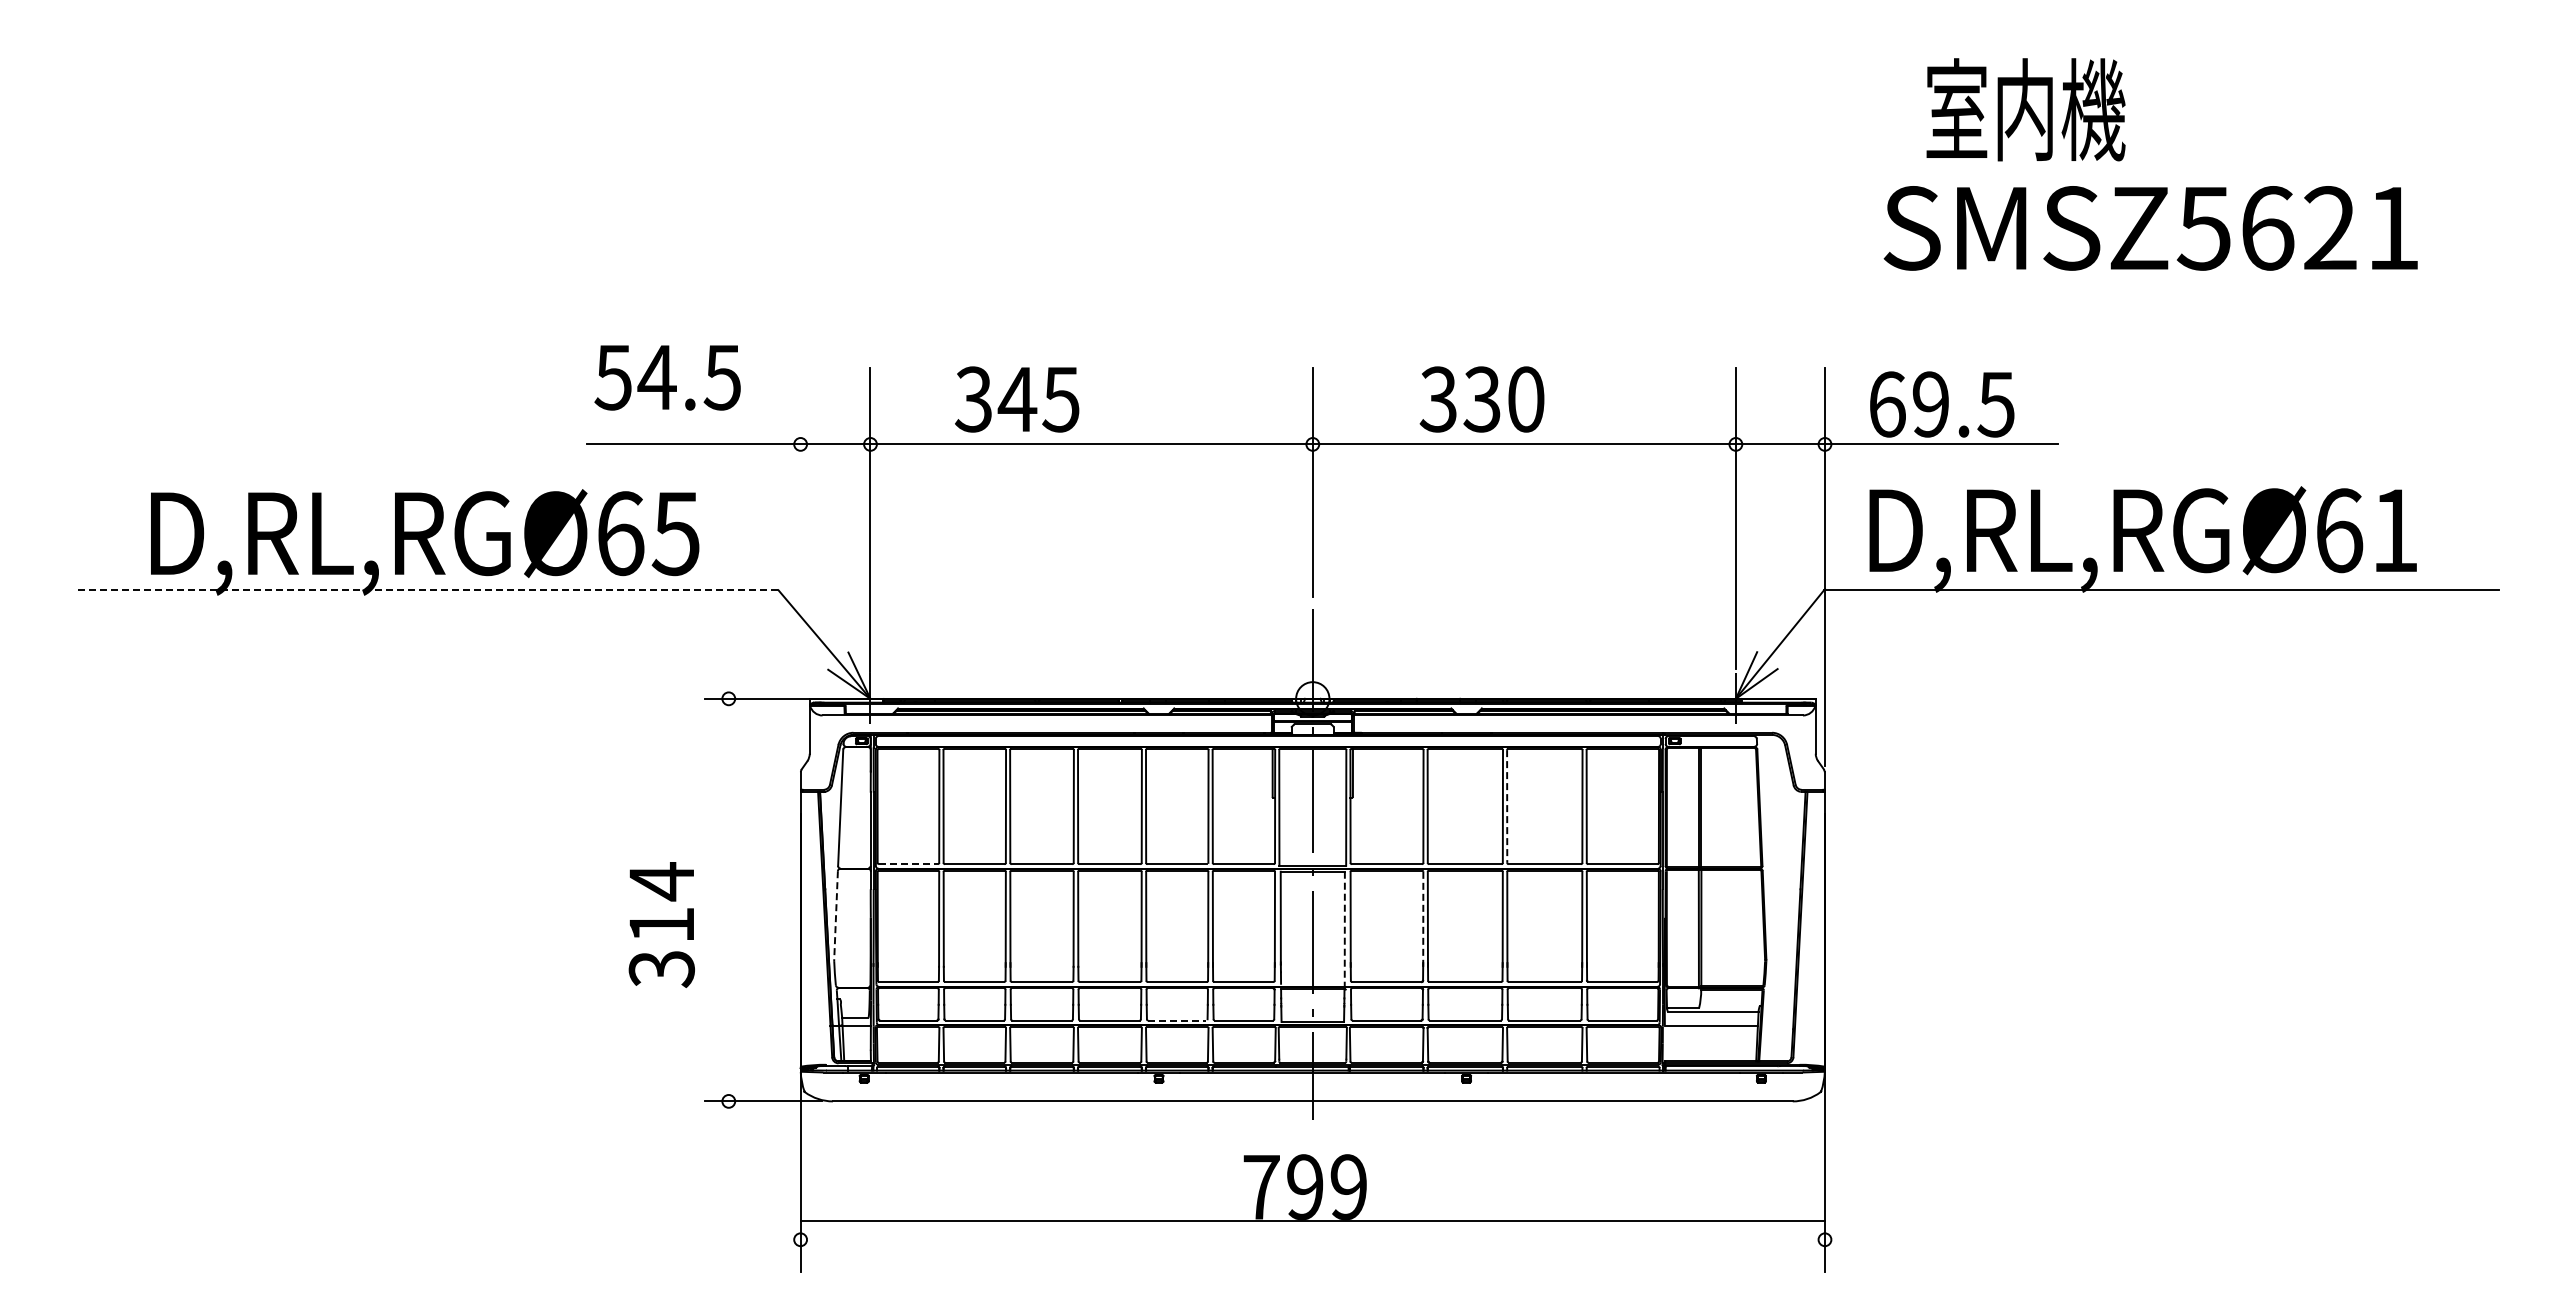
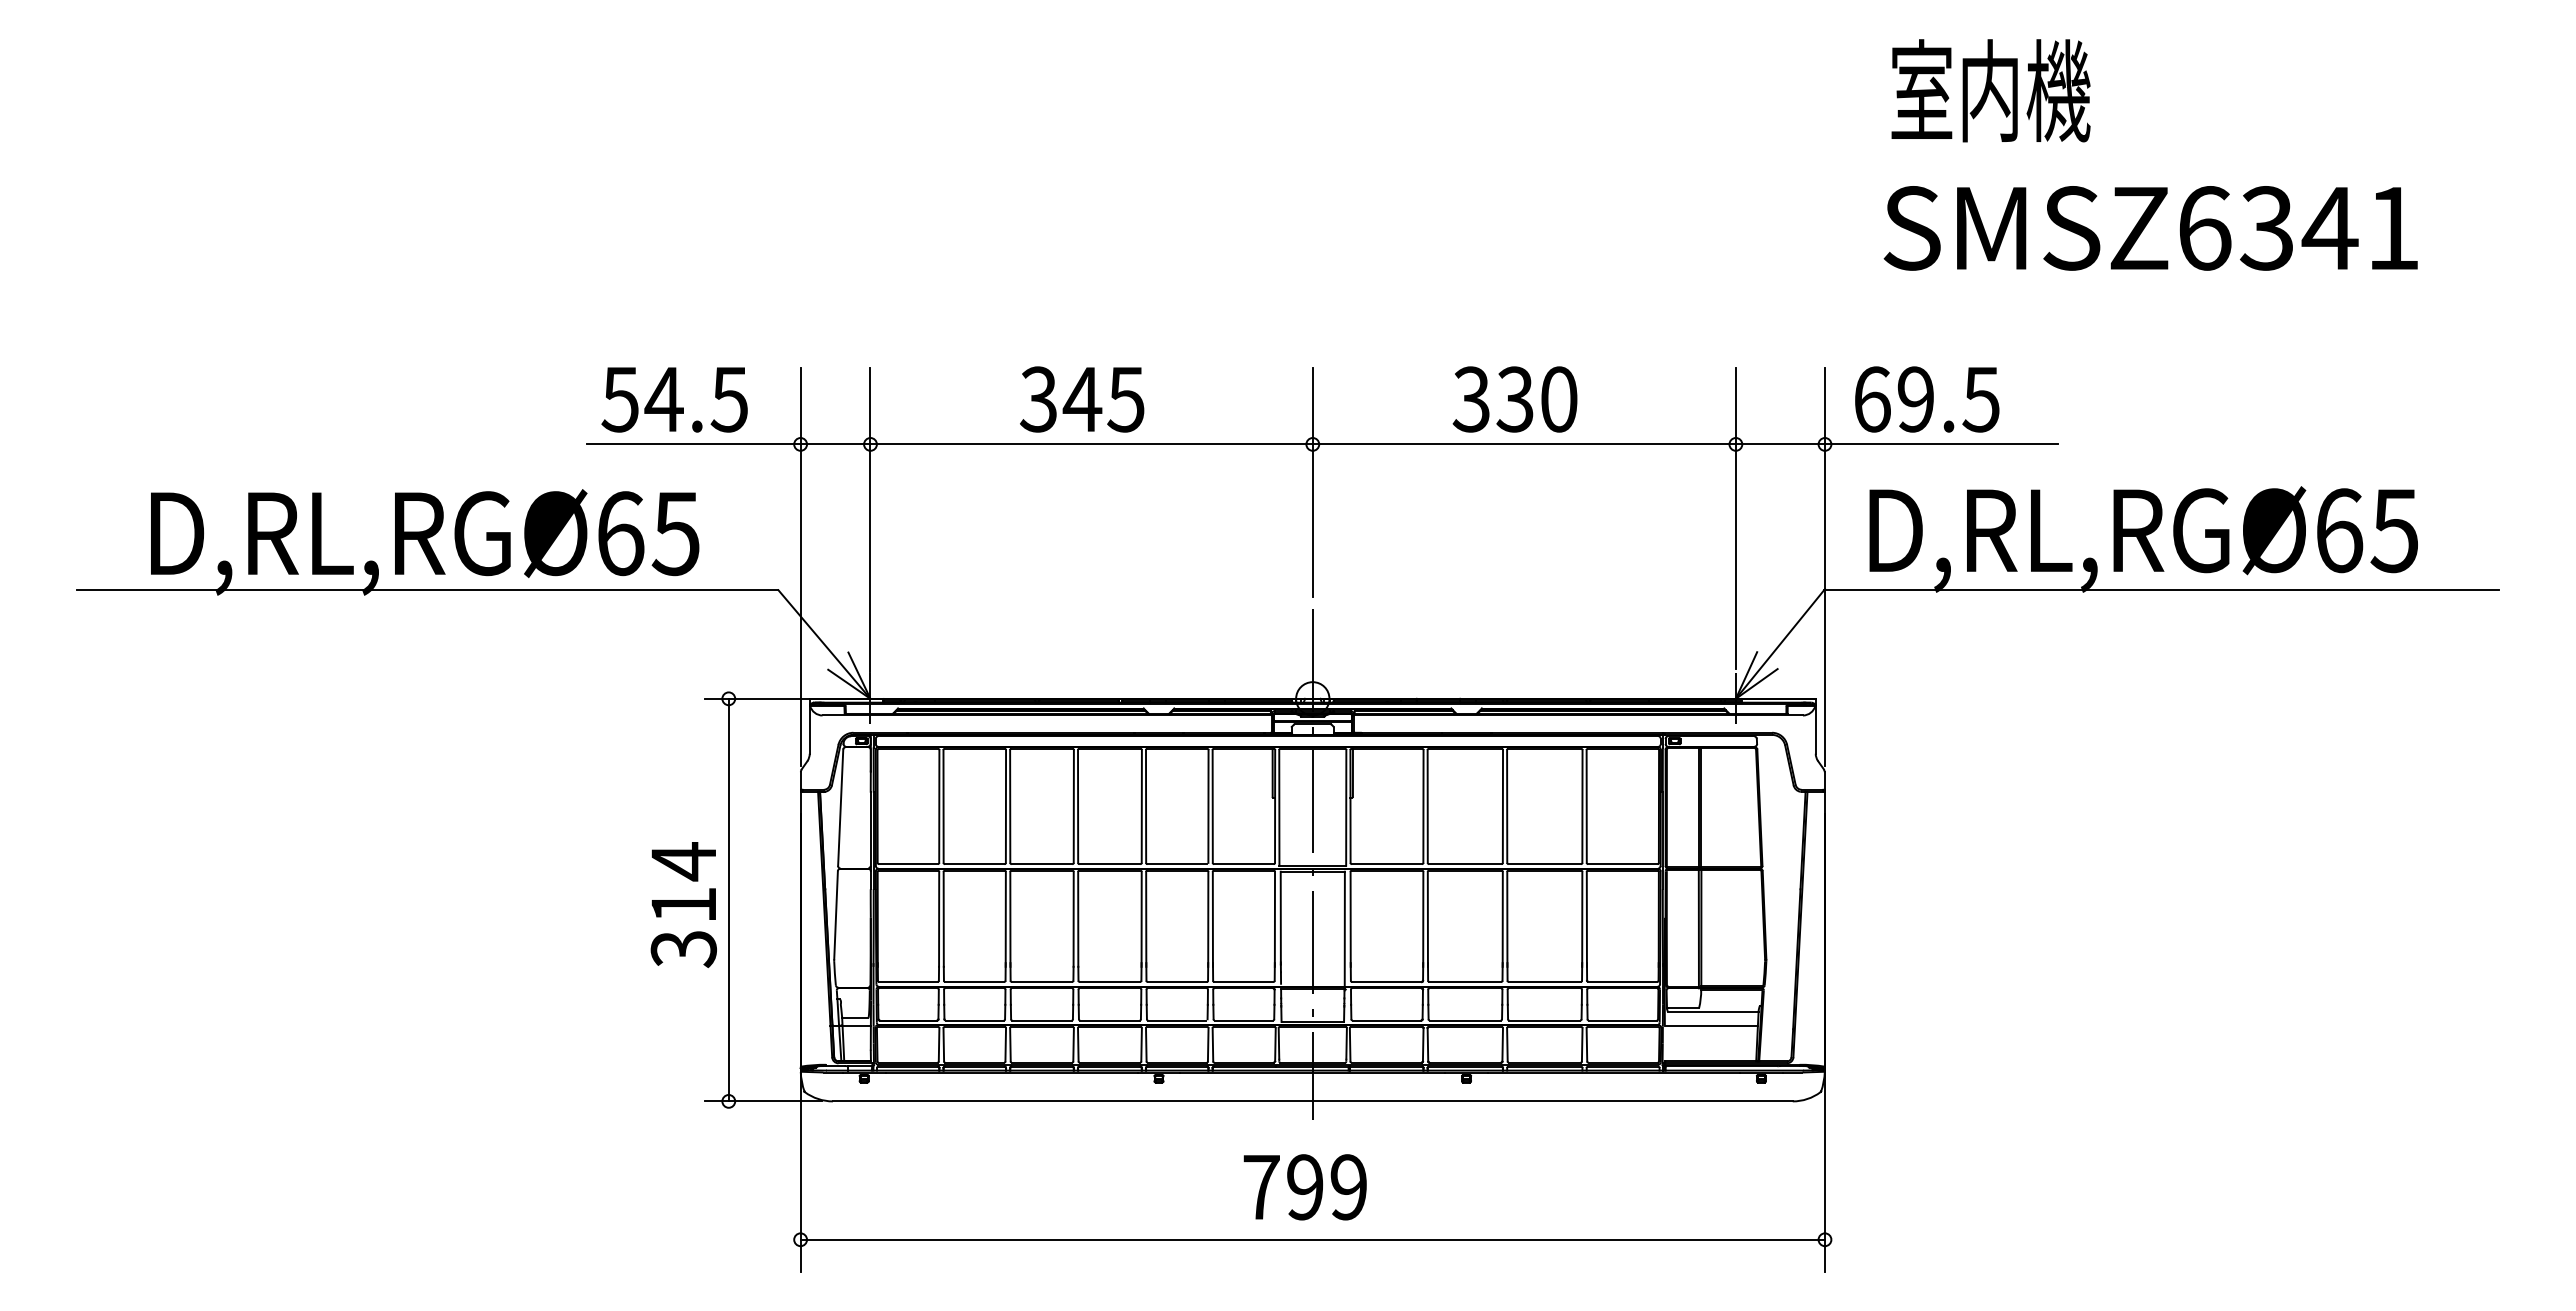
text position: (2025, 109) -> (1990, 90) (1990, 90)
text: SMSZ5621 -> SMSZ6341 (2267, 228)
text position: (667, 377) -> (674, 399) (674, 399)
text position: (1017, 399) -> (1082, 399) (1082, 399)
text position: (1481, 399) -> (1514, 399) (1514, 399)
text position: (1942, 404) -> (1927, 399) (1927, 399)
text: D,RL,RGØ61 -> D,RL,RGØ65 (2393, 531)
line: none -> present (800, 566)
line: dashed -> solid (427, 590)
line: dashed -> solid (1507, 806)
line: dashed -> solid (908, 864)
line: none -> present (728, 899)
line: dashed -> solid (836, 915)
line: dashed -> solid (1423, 919)
text position: (661, 924) -> (683, 904) (683, 904)
line: dashed -> solid (1344, 931)
line: dashed -> solid (1177, 1020)
line position: (1312, 1220) -> (1312, 1239) (1312, 1239)
